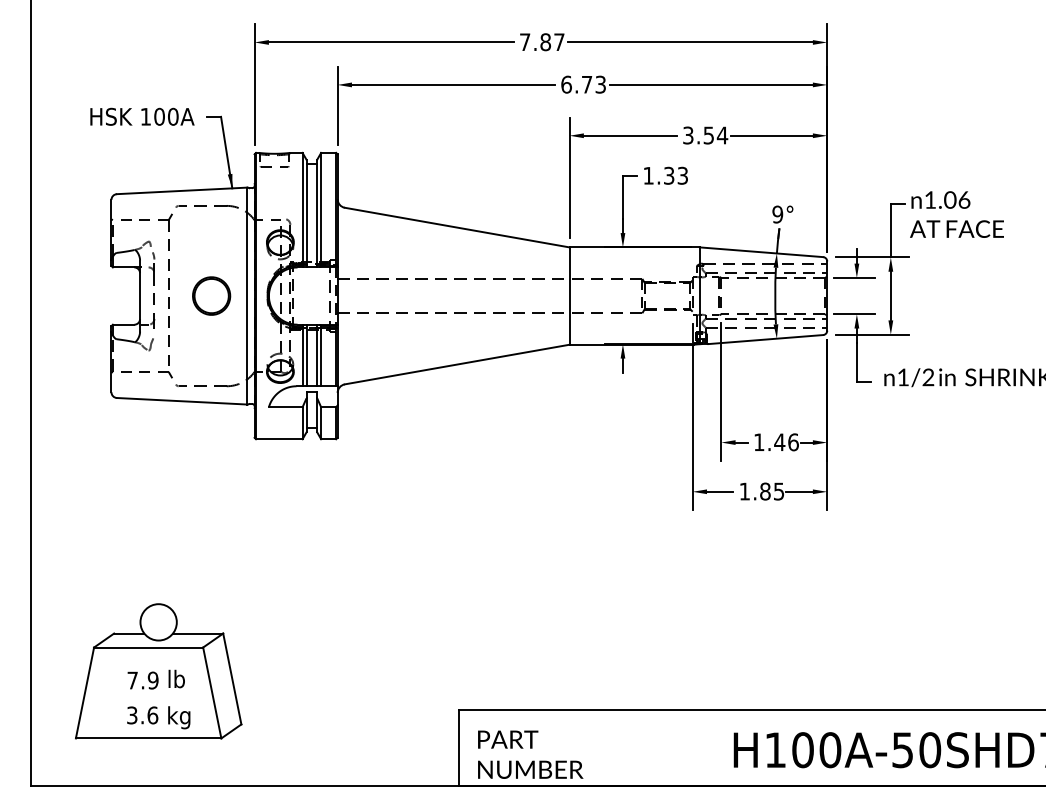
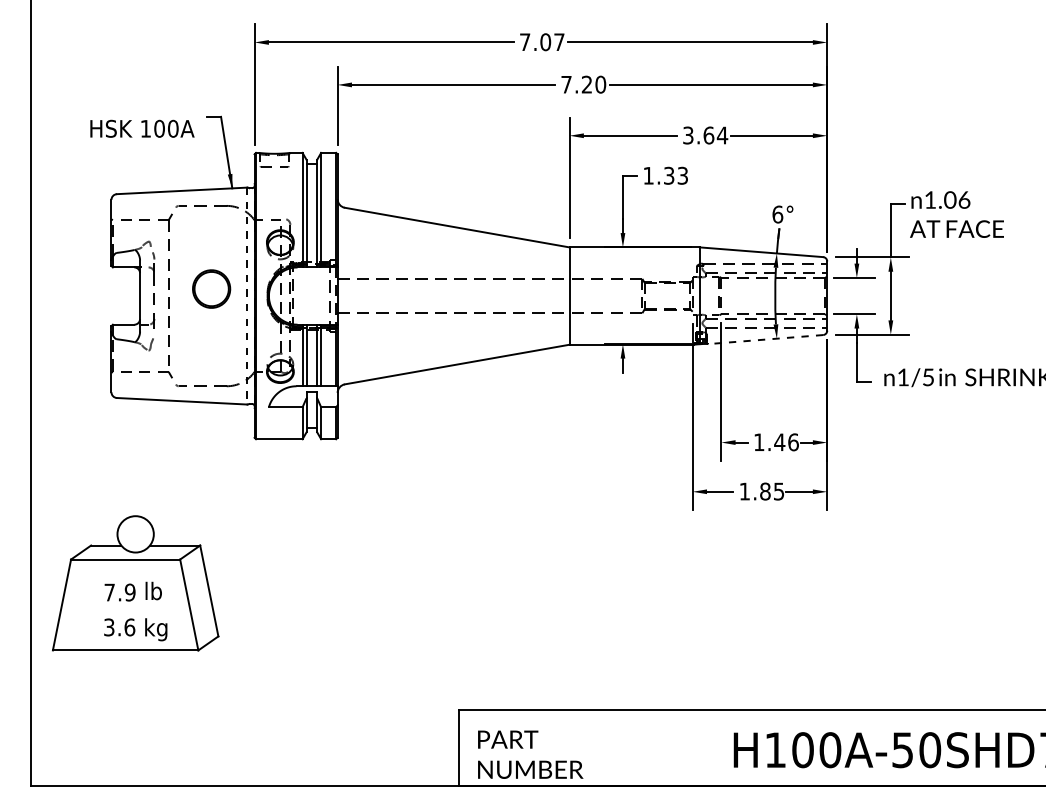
text: 7.87 -> 7.07 (545, 41)
text: 6.73 -> 7.20 (583, 84)
text position: (142, 116) -> (142, 128) (142, 128)
text: 3.54 -> 3.64 (708, 135)
text: 9° -> 6° (777, 214)
part position: (211, 295) -> (211, 288) (211, 288)
line: solid -> dashed (247, 296)
line: solid -> dashed (765, 339)
text: 1/2 -> 1/5 (928, 377)
part position: (158, 671) -> (135, 583) (135, 583)
